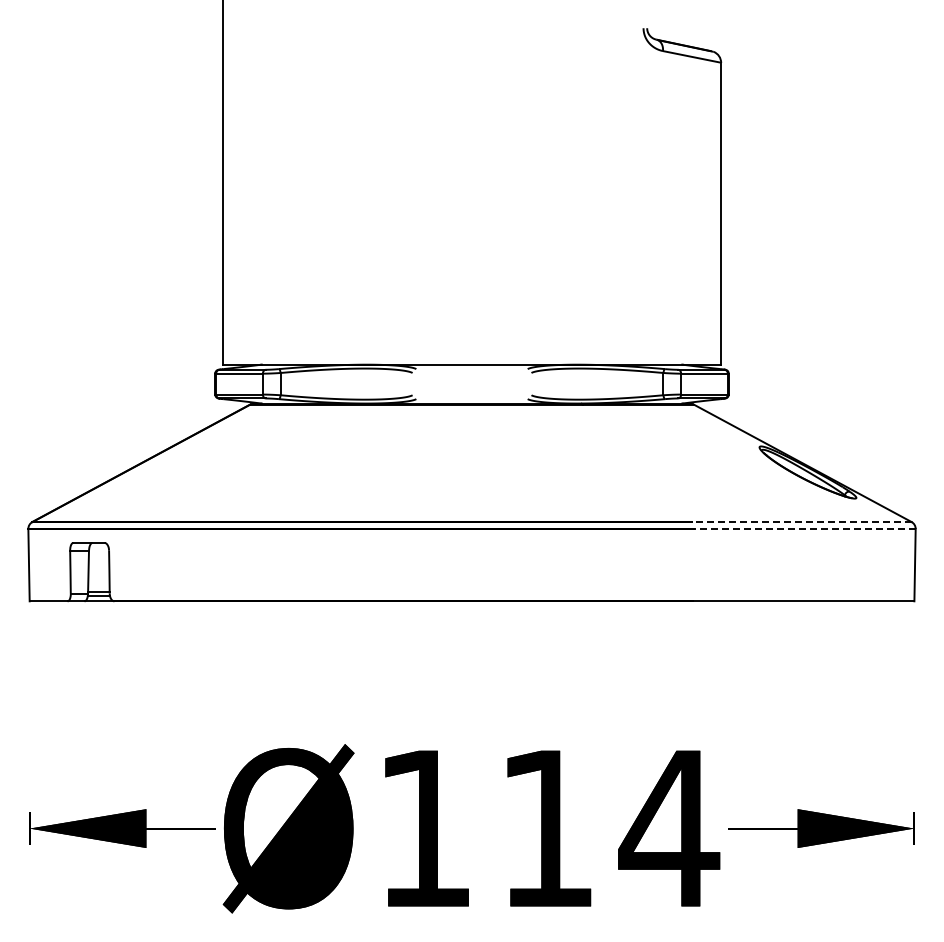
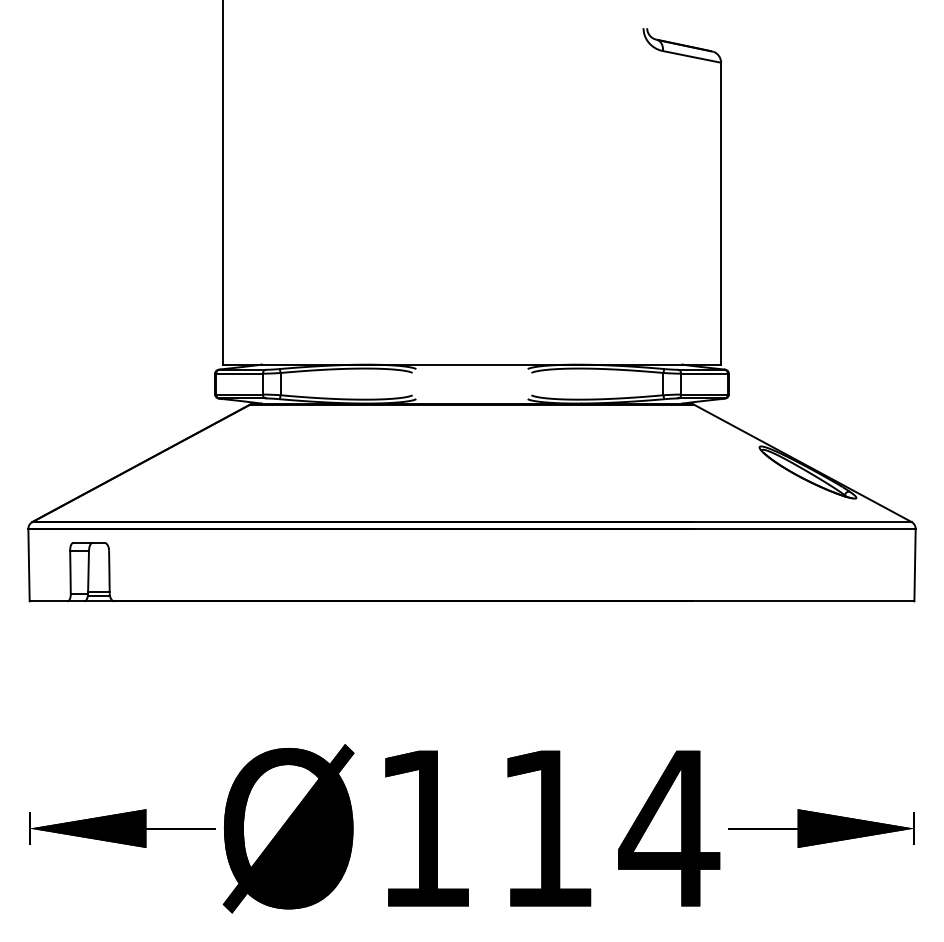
line: dashed -> solid (801, 522)
line: dashed -> solid (804, 528)
